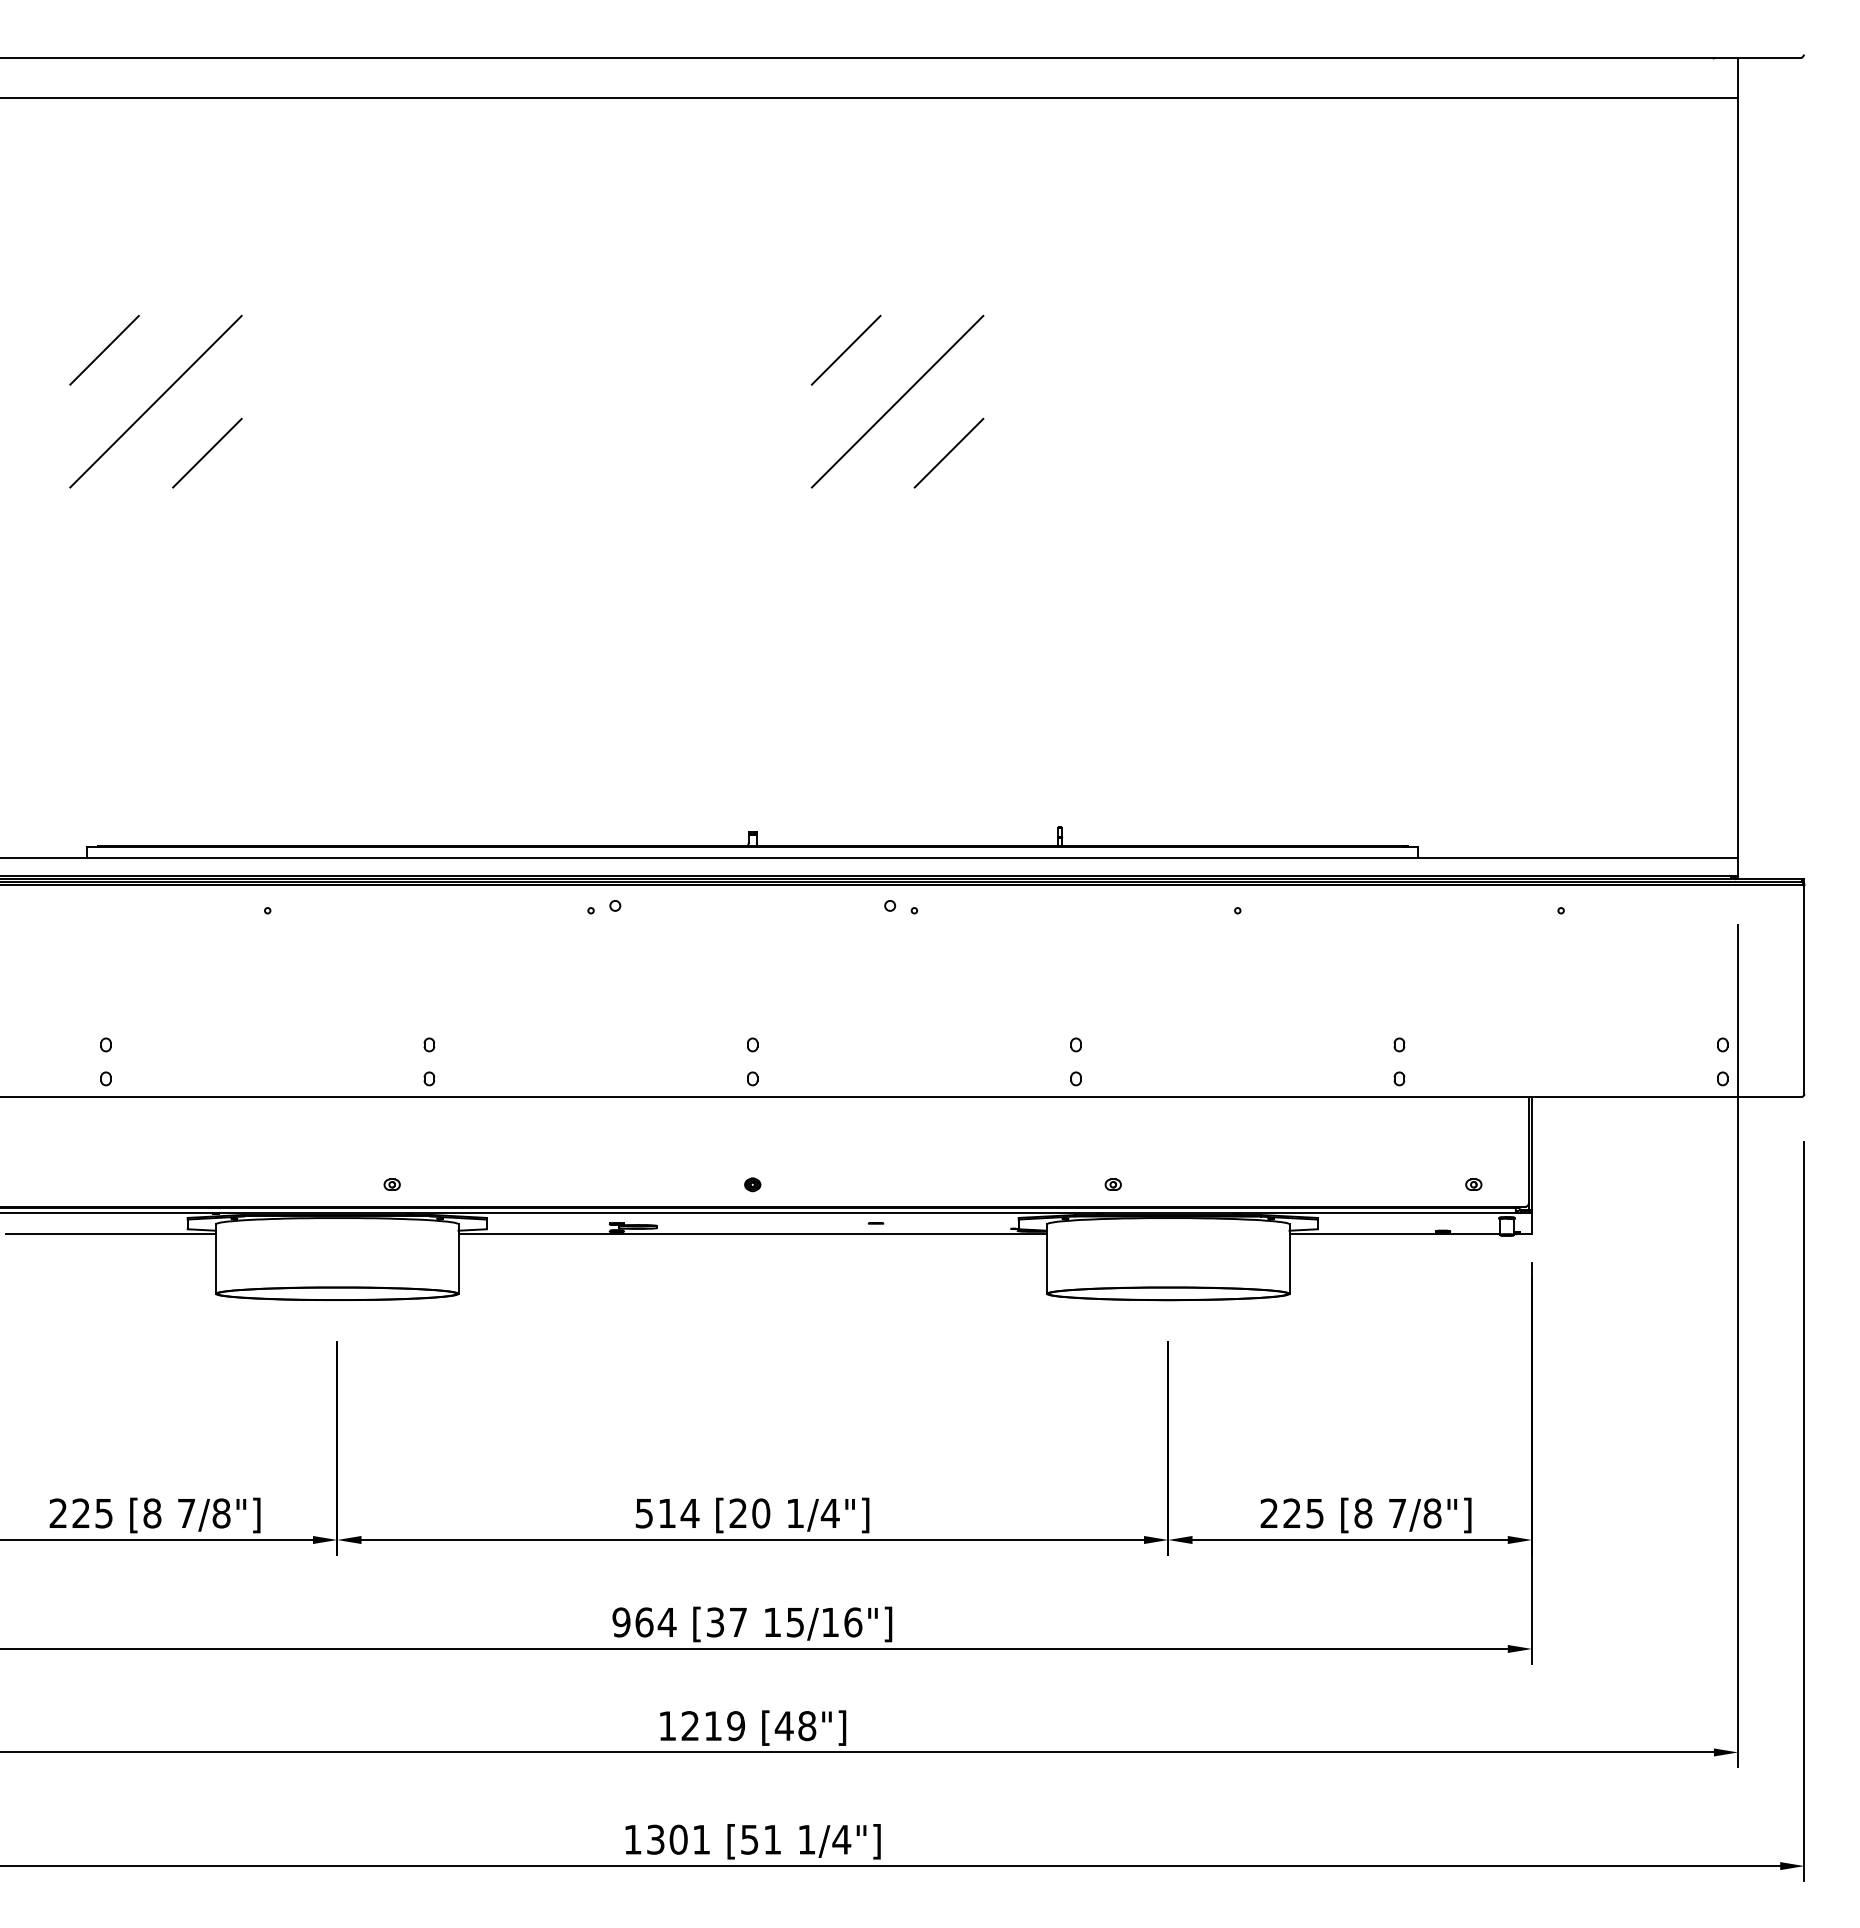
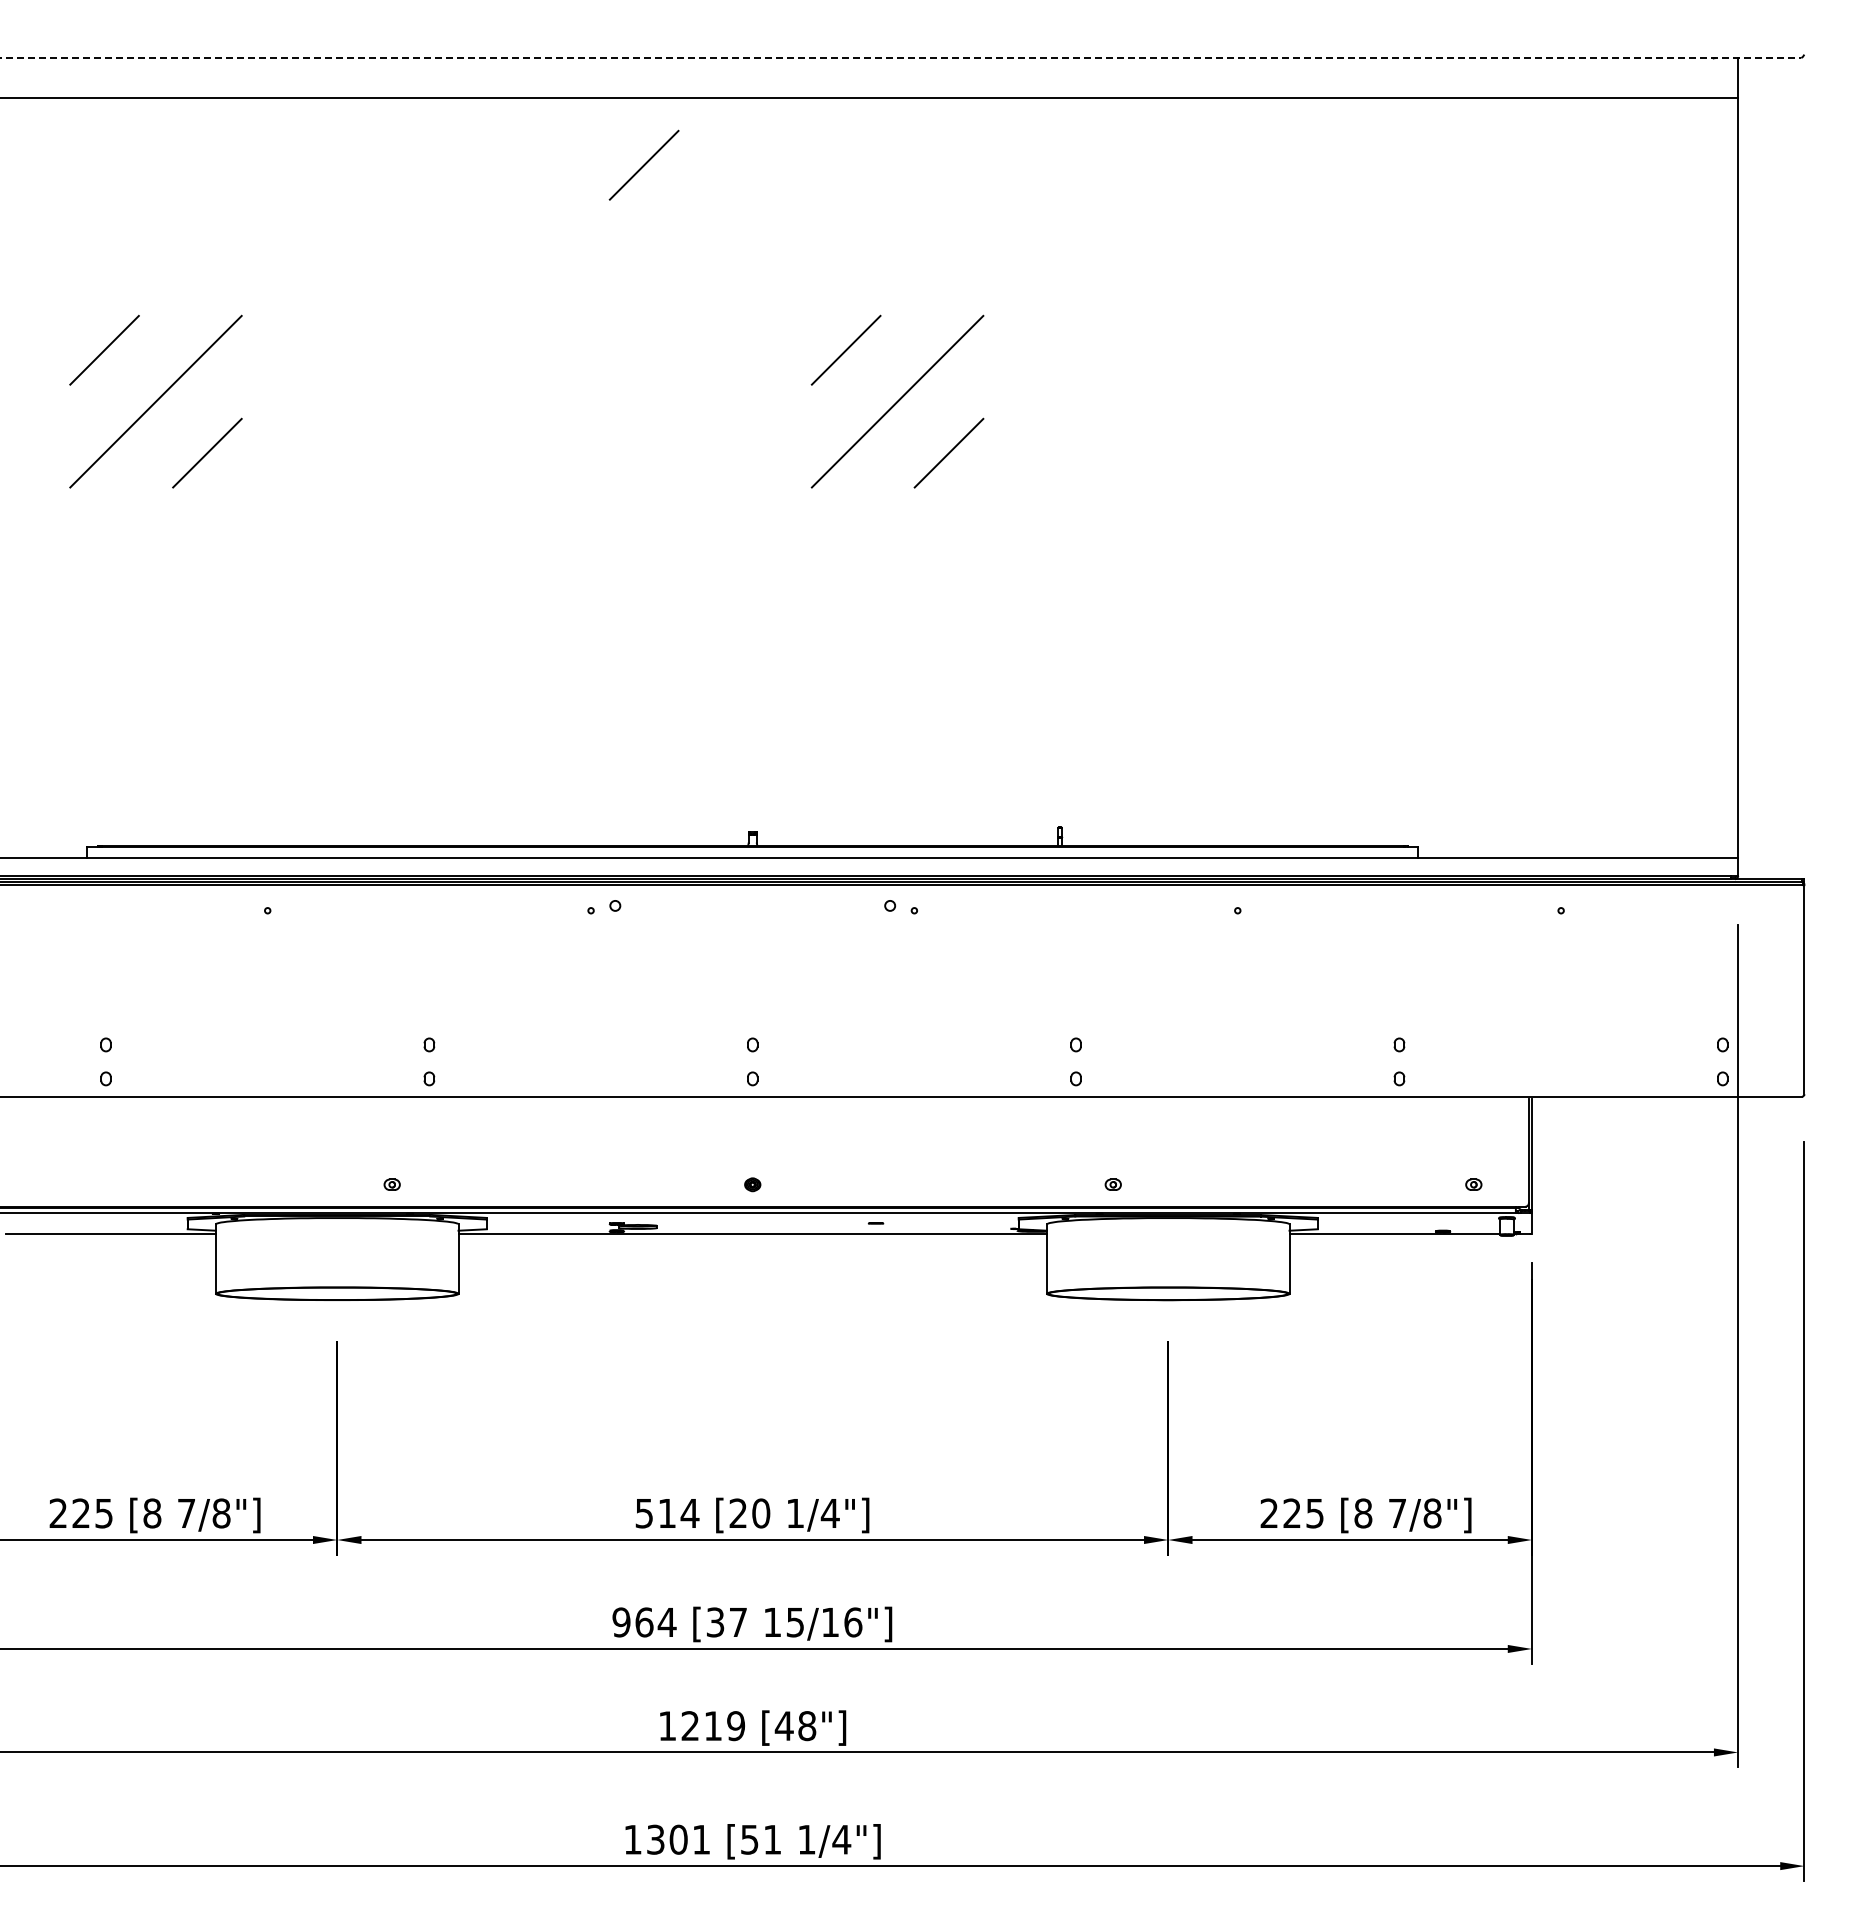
line: solid -> dashed (901, 57)
line: none -> present (643, 164)
